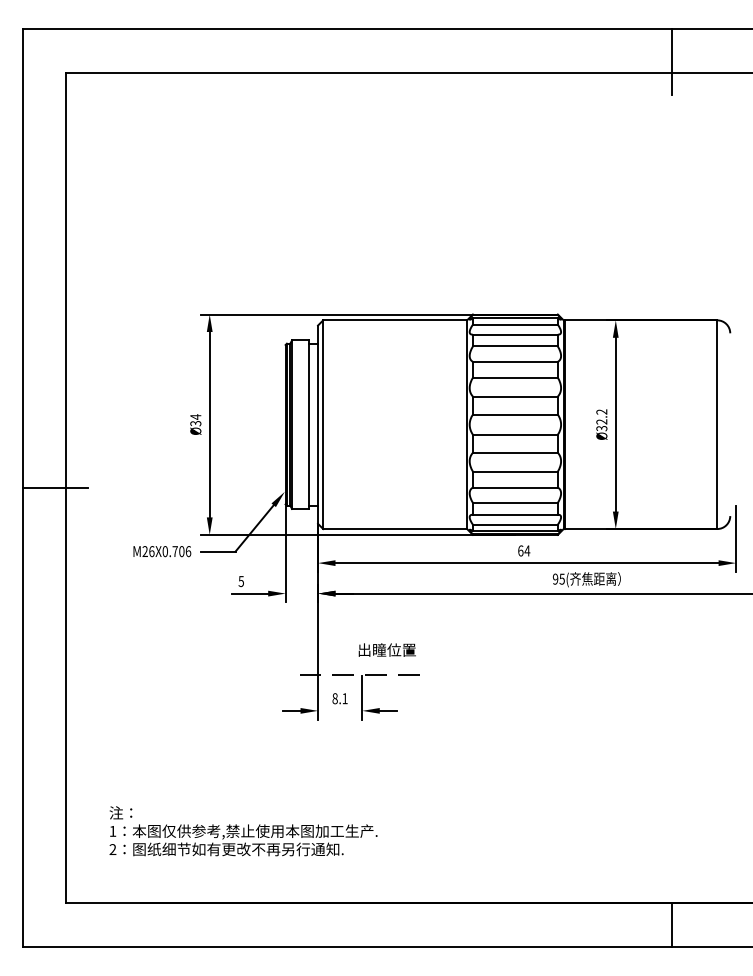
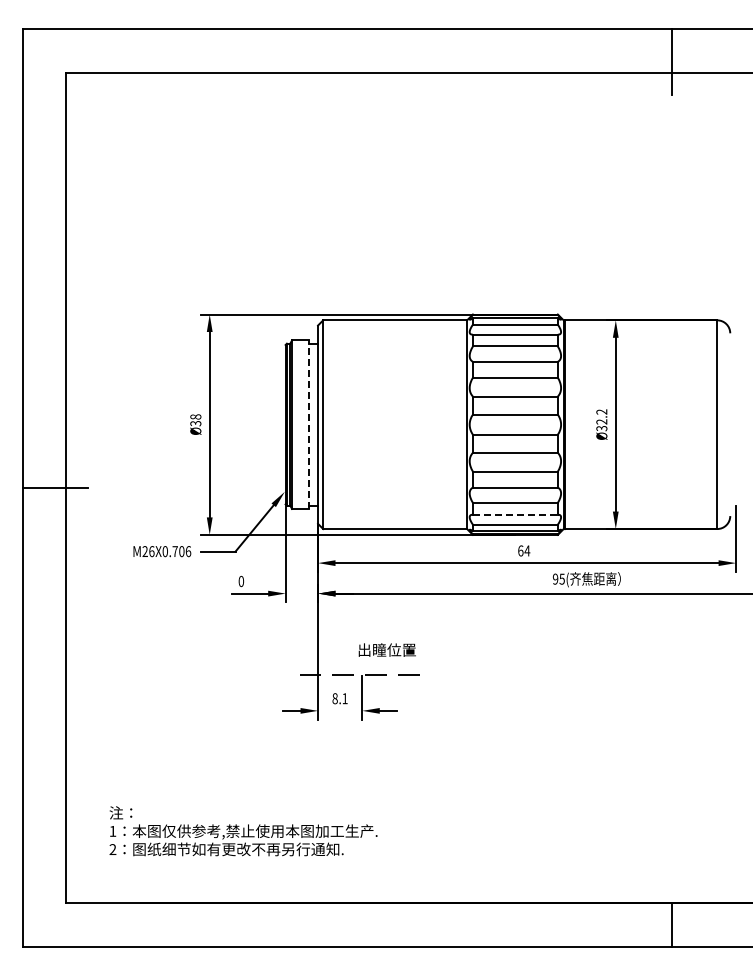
text: Ø34 -> Ø38 (195, 416)
line: solid -> dashed (308, 424)
line: solid -> dashed (515, 514)
text: 5 -> 0 (241, 580)
